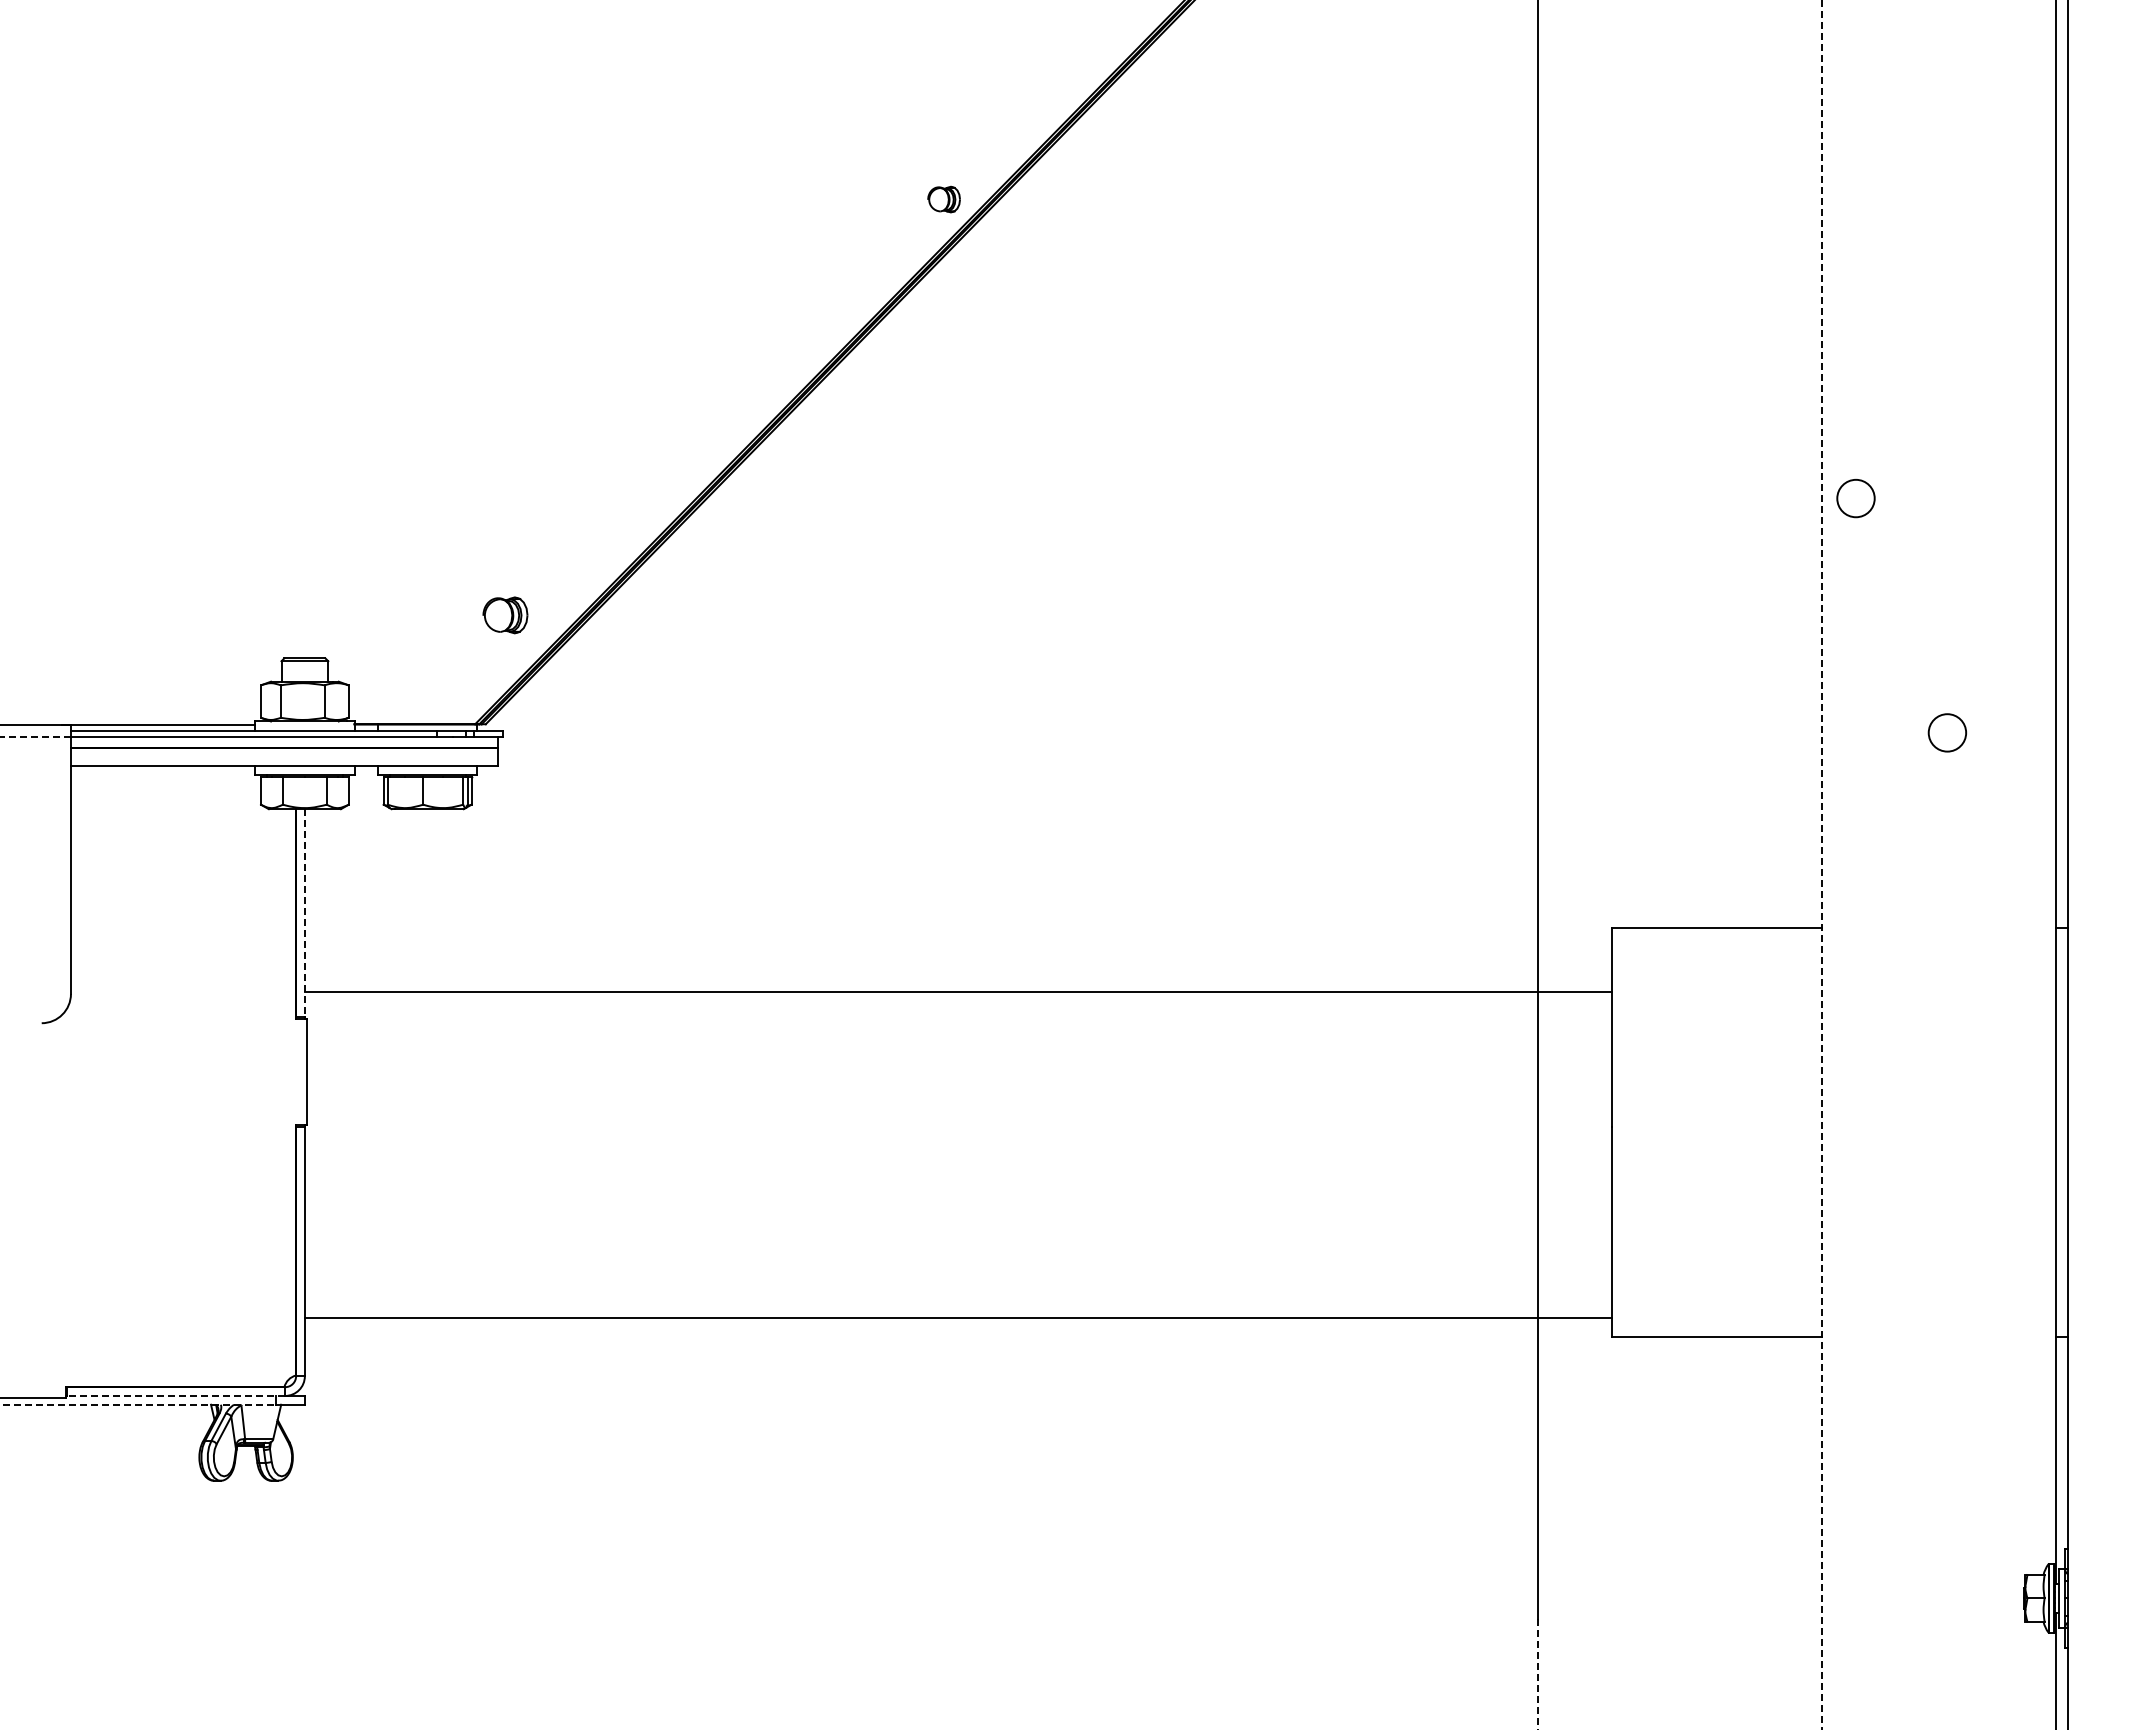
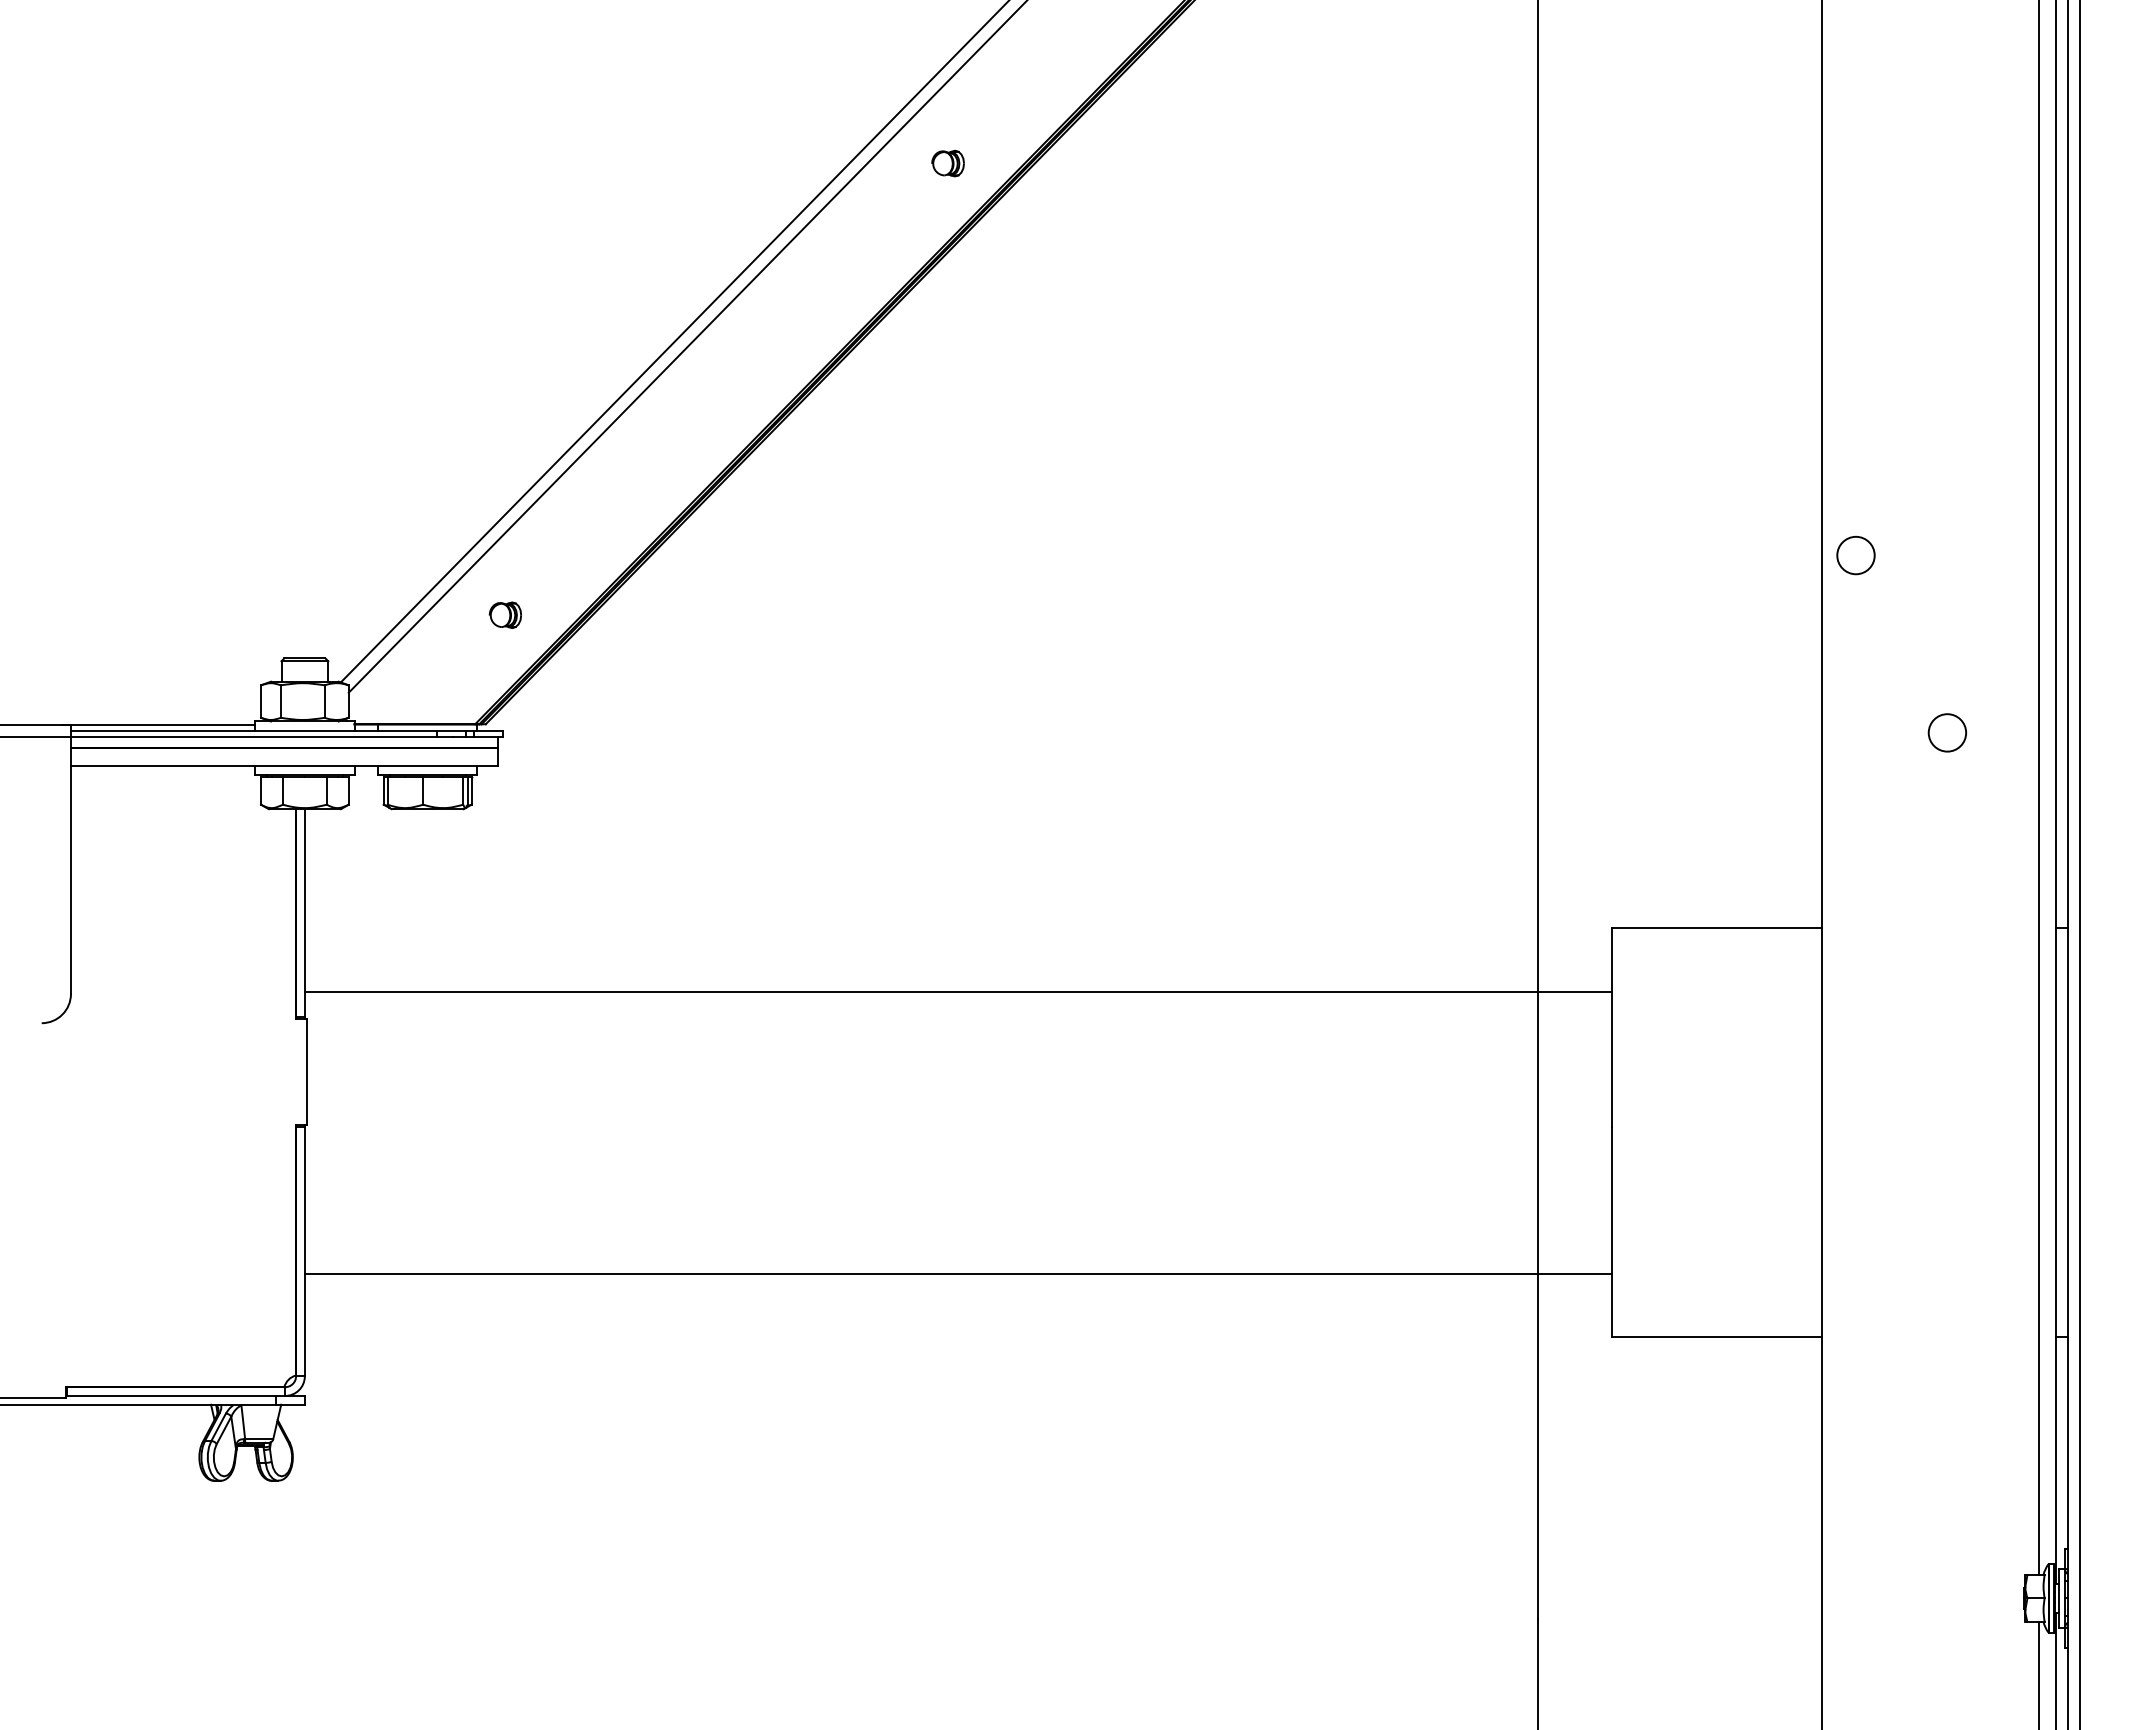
part position: (943, 199) -> (947, 163) (947, 163)
line: none -> present (673, 342)
line: none -> present (686, 347)
circle position: (1855, 498) -> (1855, 555) (1855, 555)
part size: 47x39 px -> 35x28 px (505, 614)
line: dashed -> solid (34, 737)
line: none -> present (2038, 788)
line: dashed -> solid (1821, 864)
line: none -> present (2080, 864)
line: dashed -> solid (304, 913)
line position: (957, 1318) -> (957, 1274) (957, 1274)
line: dashed -> solid (176, 1395)
line: dashed -> solid (138, 1404)
line: none -> present (2038, 1673)
line: dashed -> solid (1538, 1674)
